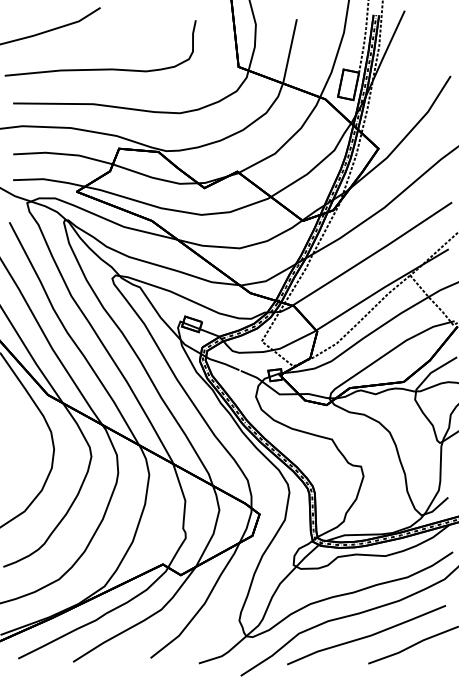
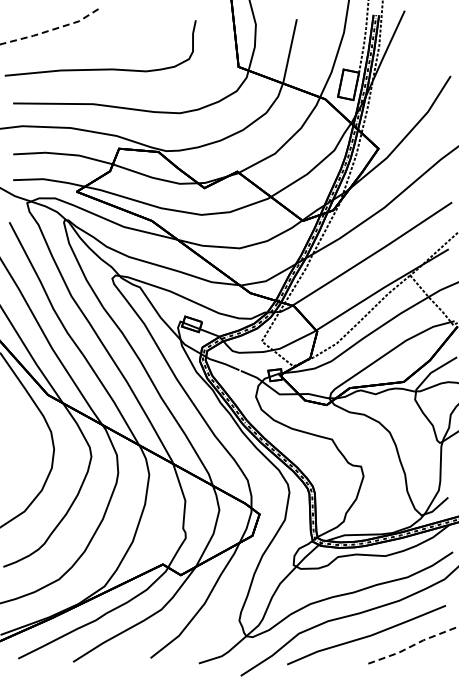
line: solid -> dashed (52, 29)
line: solid -> dashed (413, 645)
